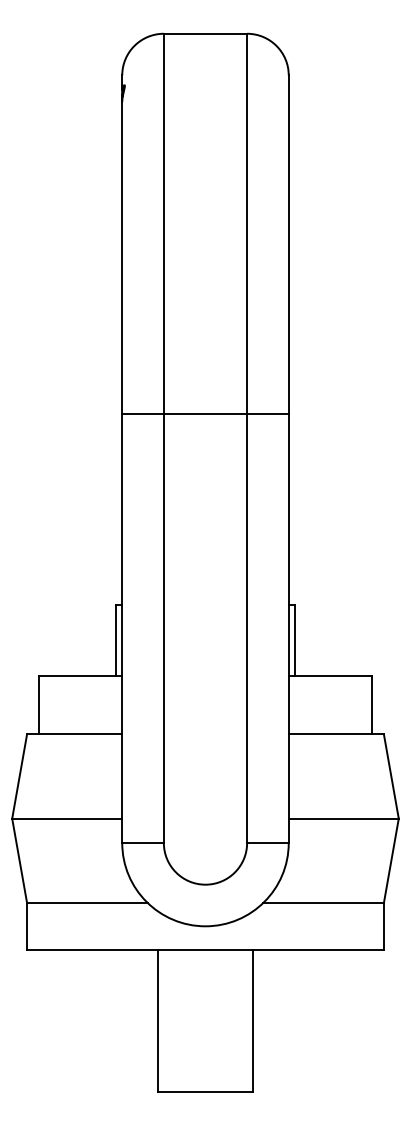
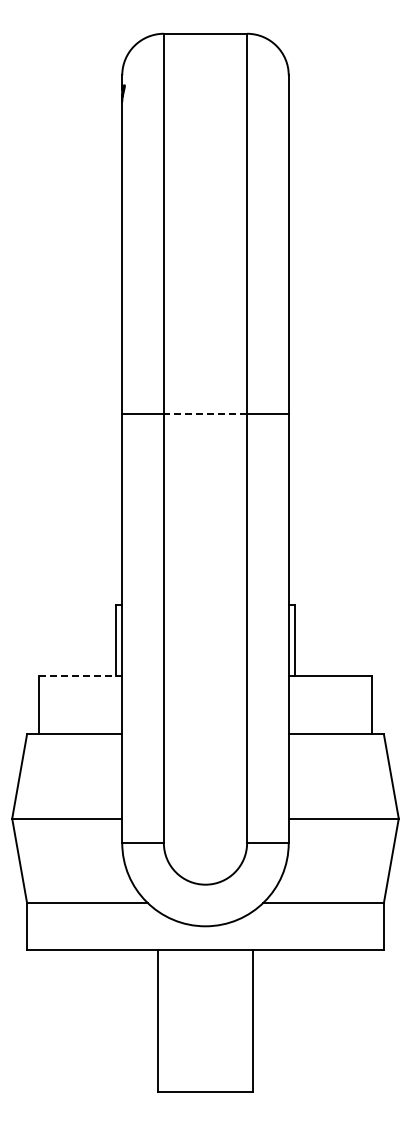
line: solid -> dashed (205, 414)
line: solid -> dashed (80, 675)
